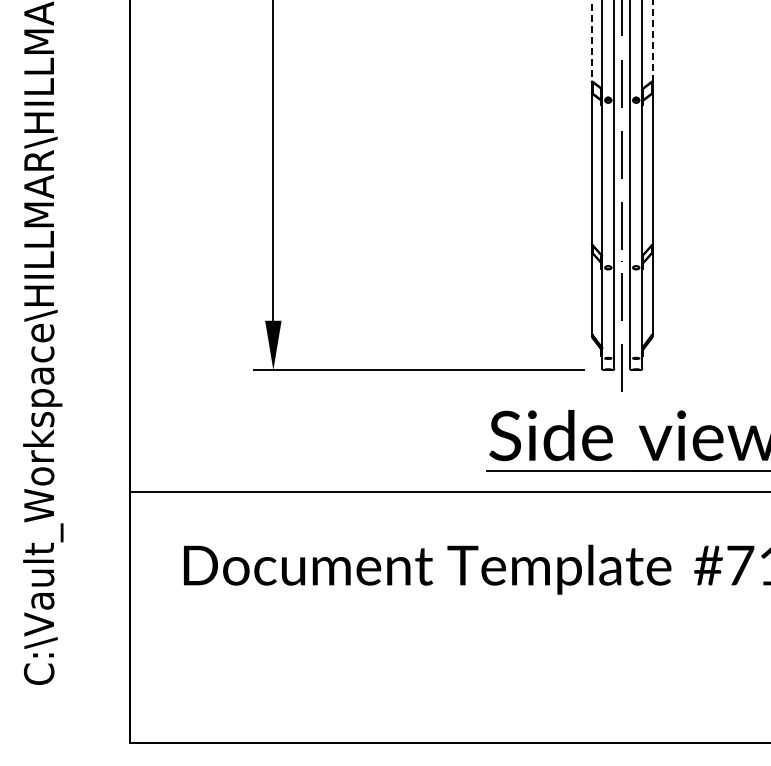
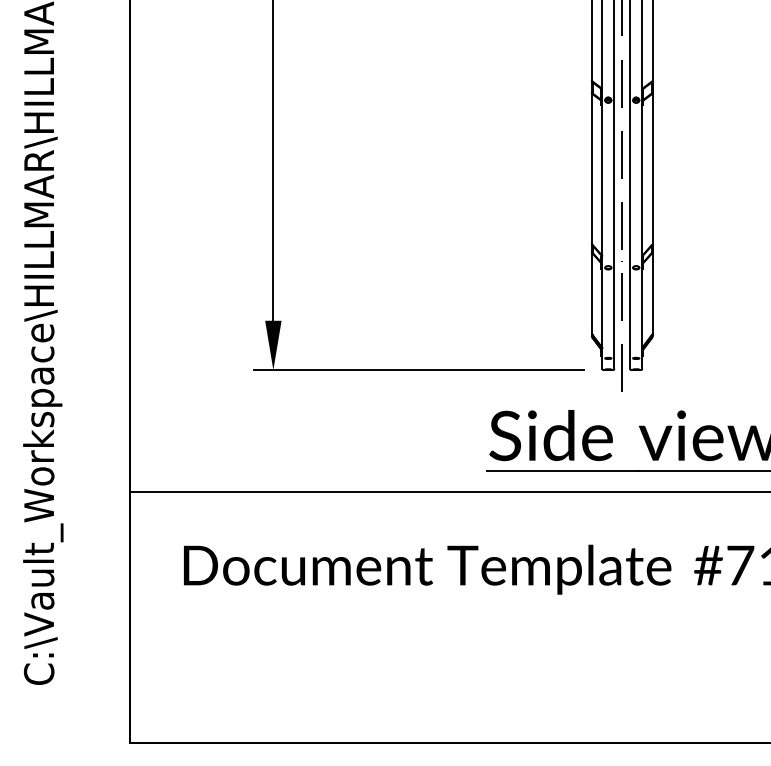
line: dashed -> solid (591, 41)
line: dashed -> solid (652, 41)
